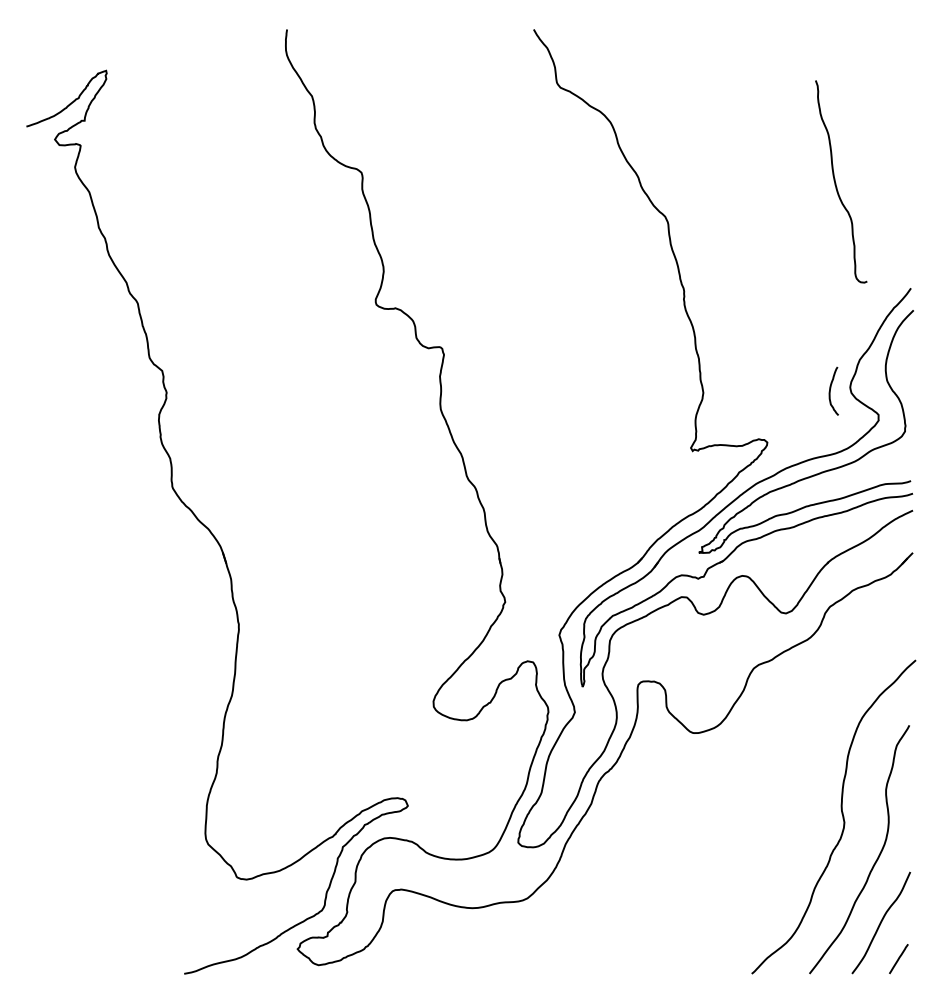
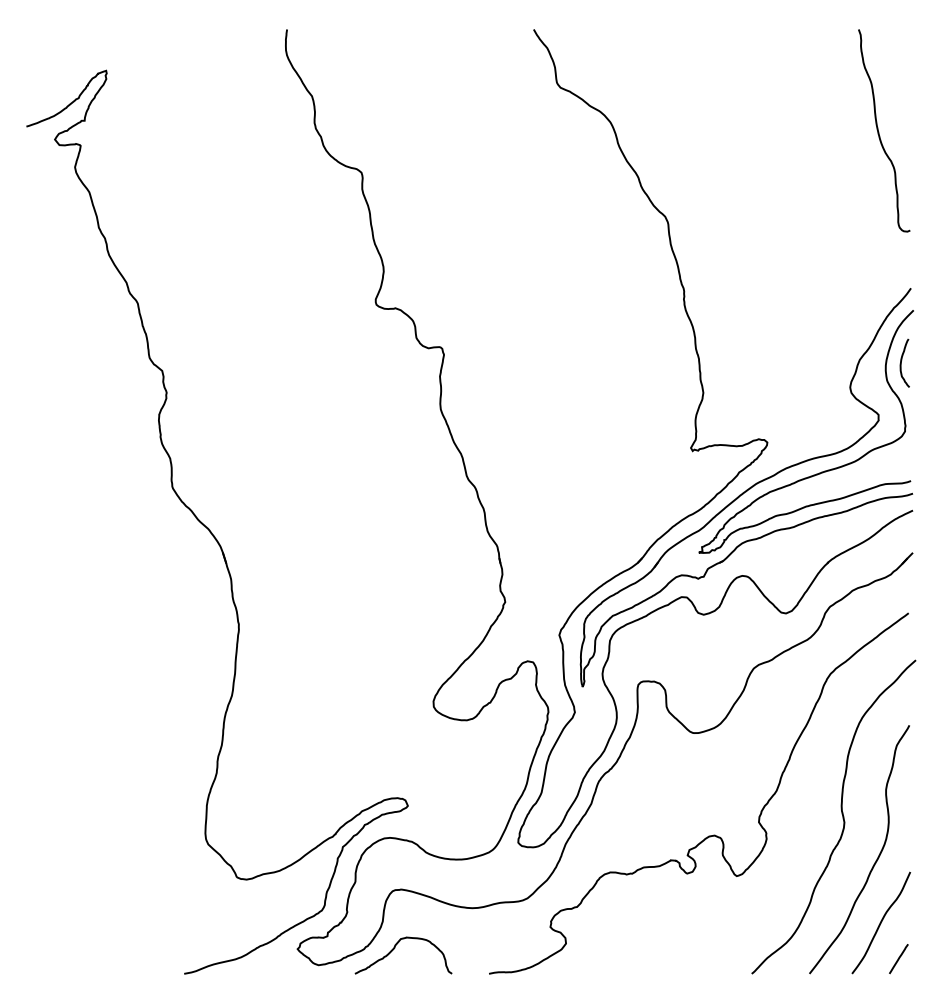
curve position: (836, 183) -> (879, 132) (879, 132)
curve position: (831, 388) -> (902, 360) (902, 360)
curve: none -> present (708, 835)
curve: none -> present (395, 948)
